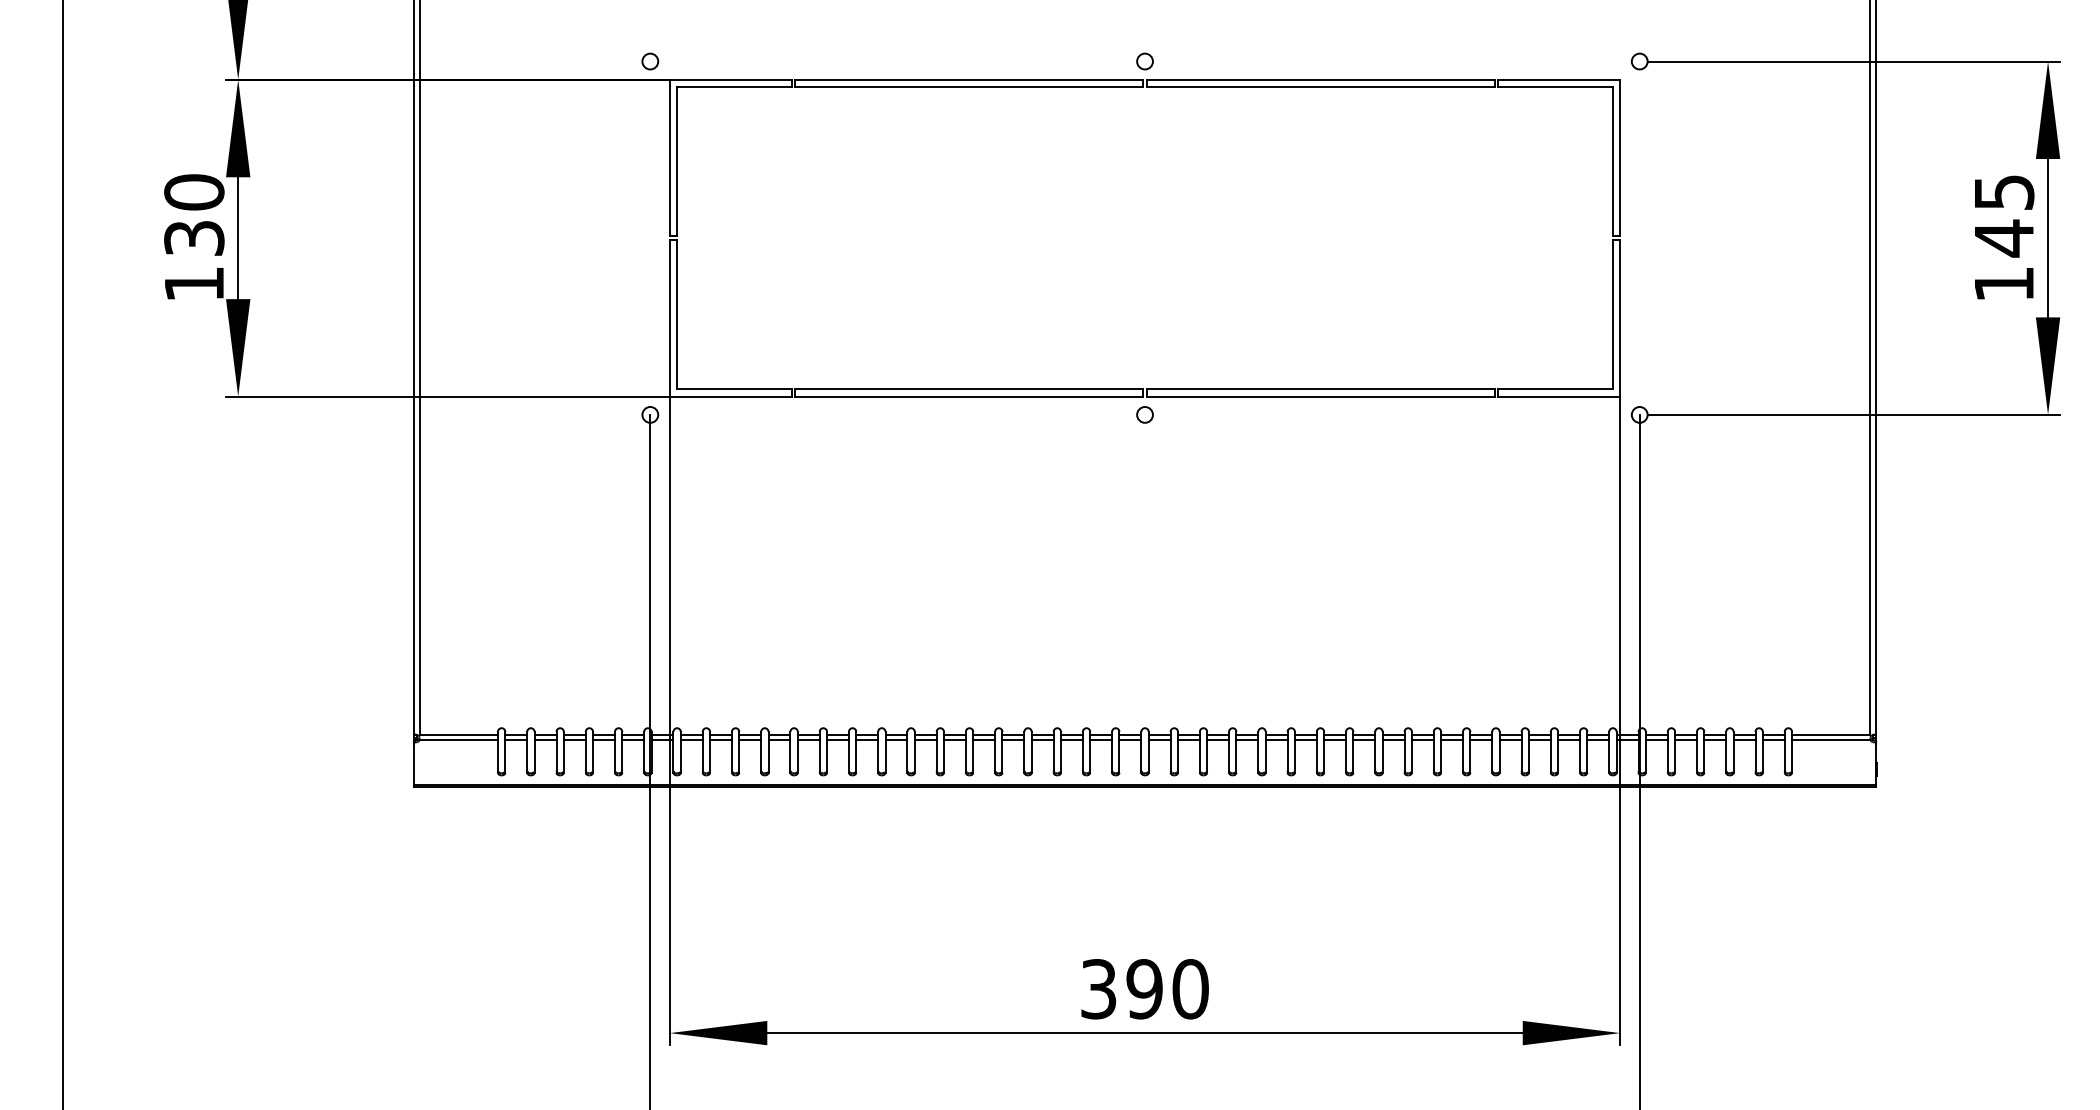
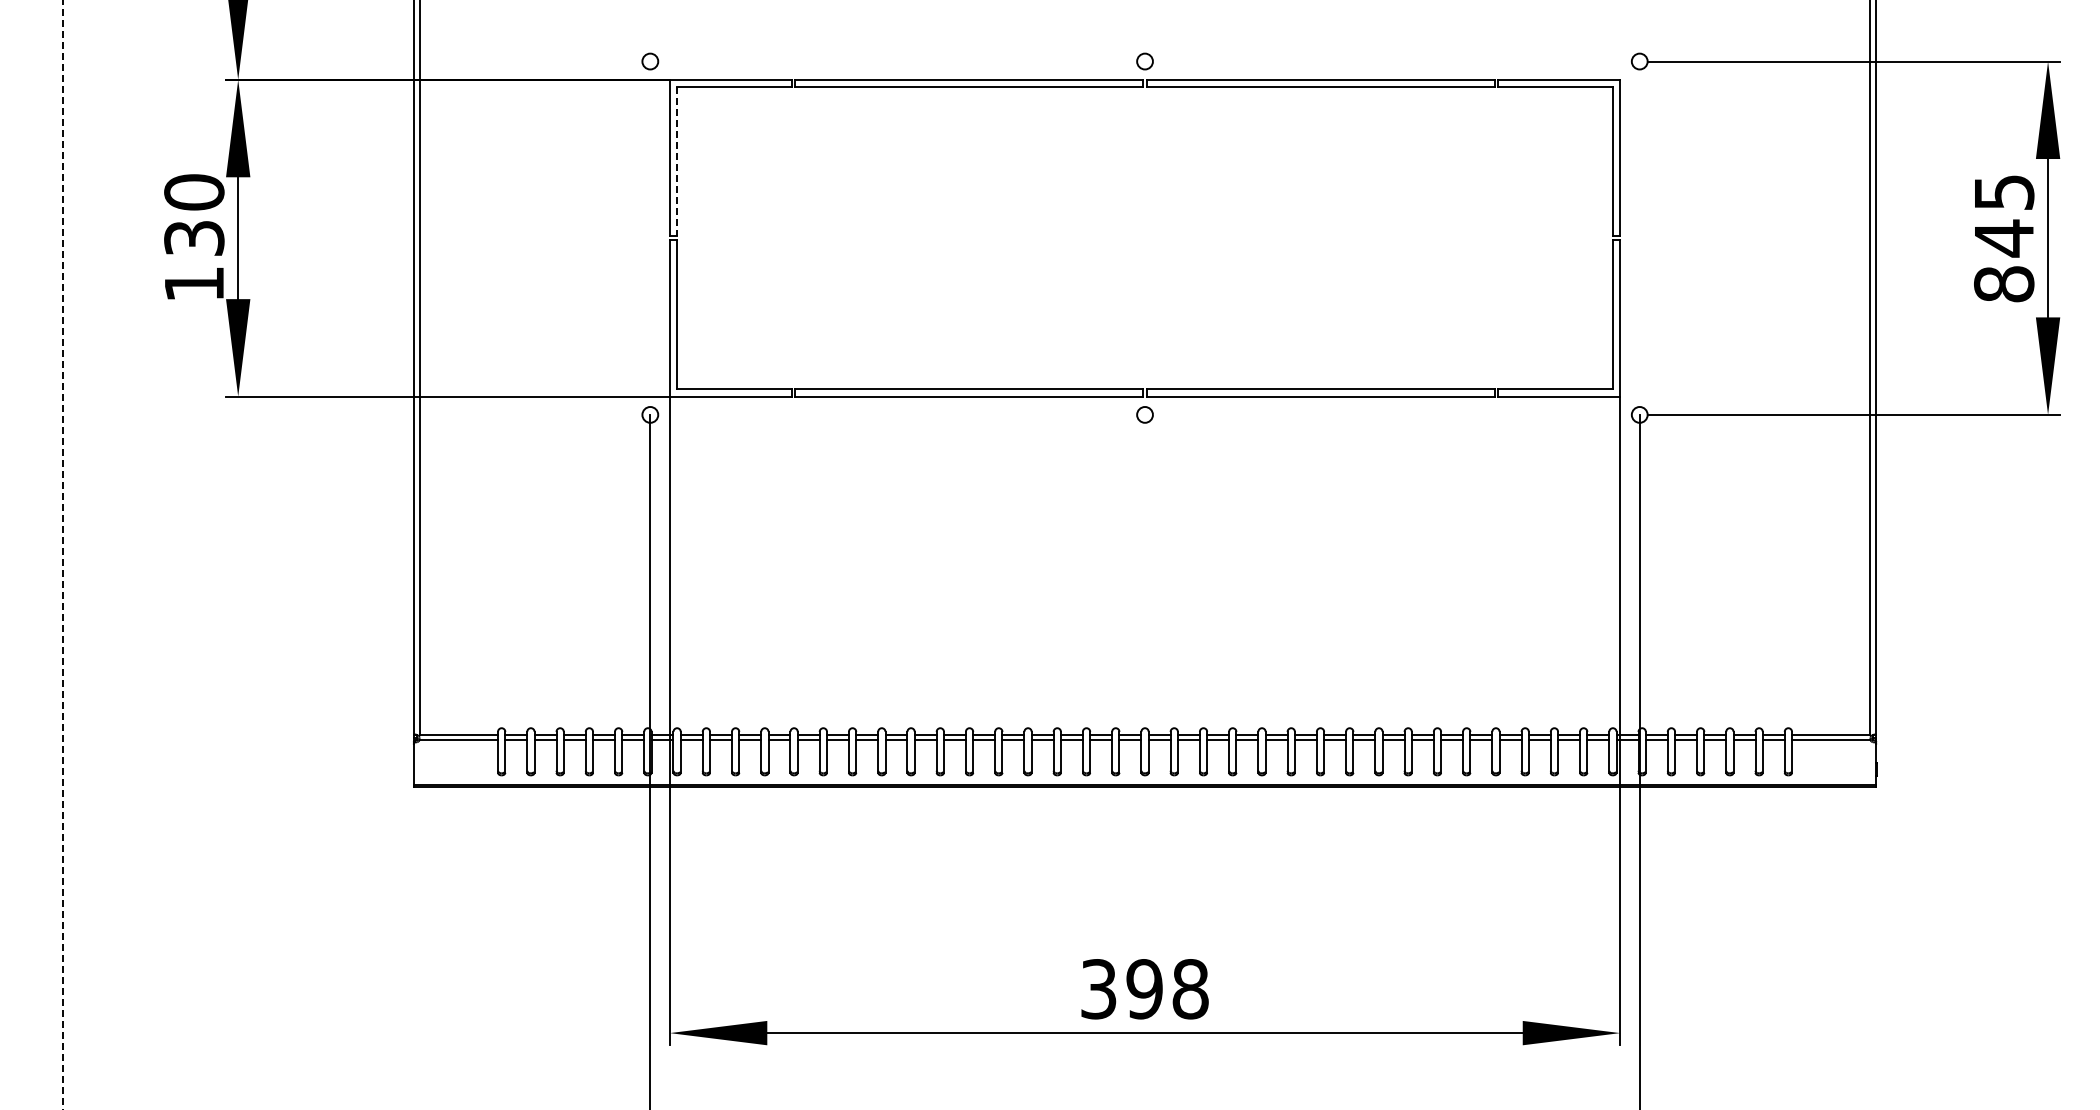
line: solid -> dashed (677, 161)
text: 145 -> 845 (2004, 284)
line: solid -> dashed (62, 554)
text: 390 -> 398 (1190, 989)
